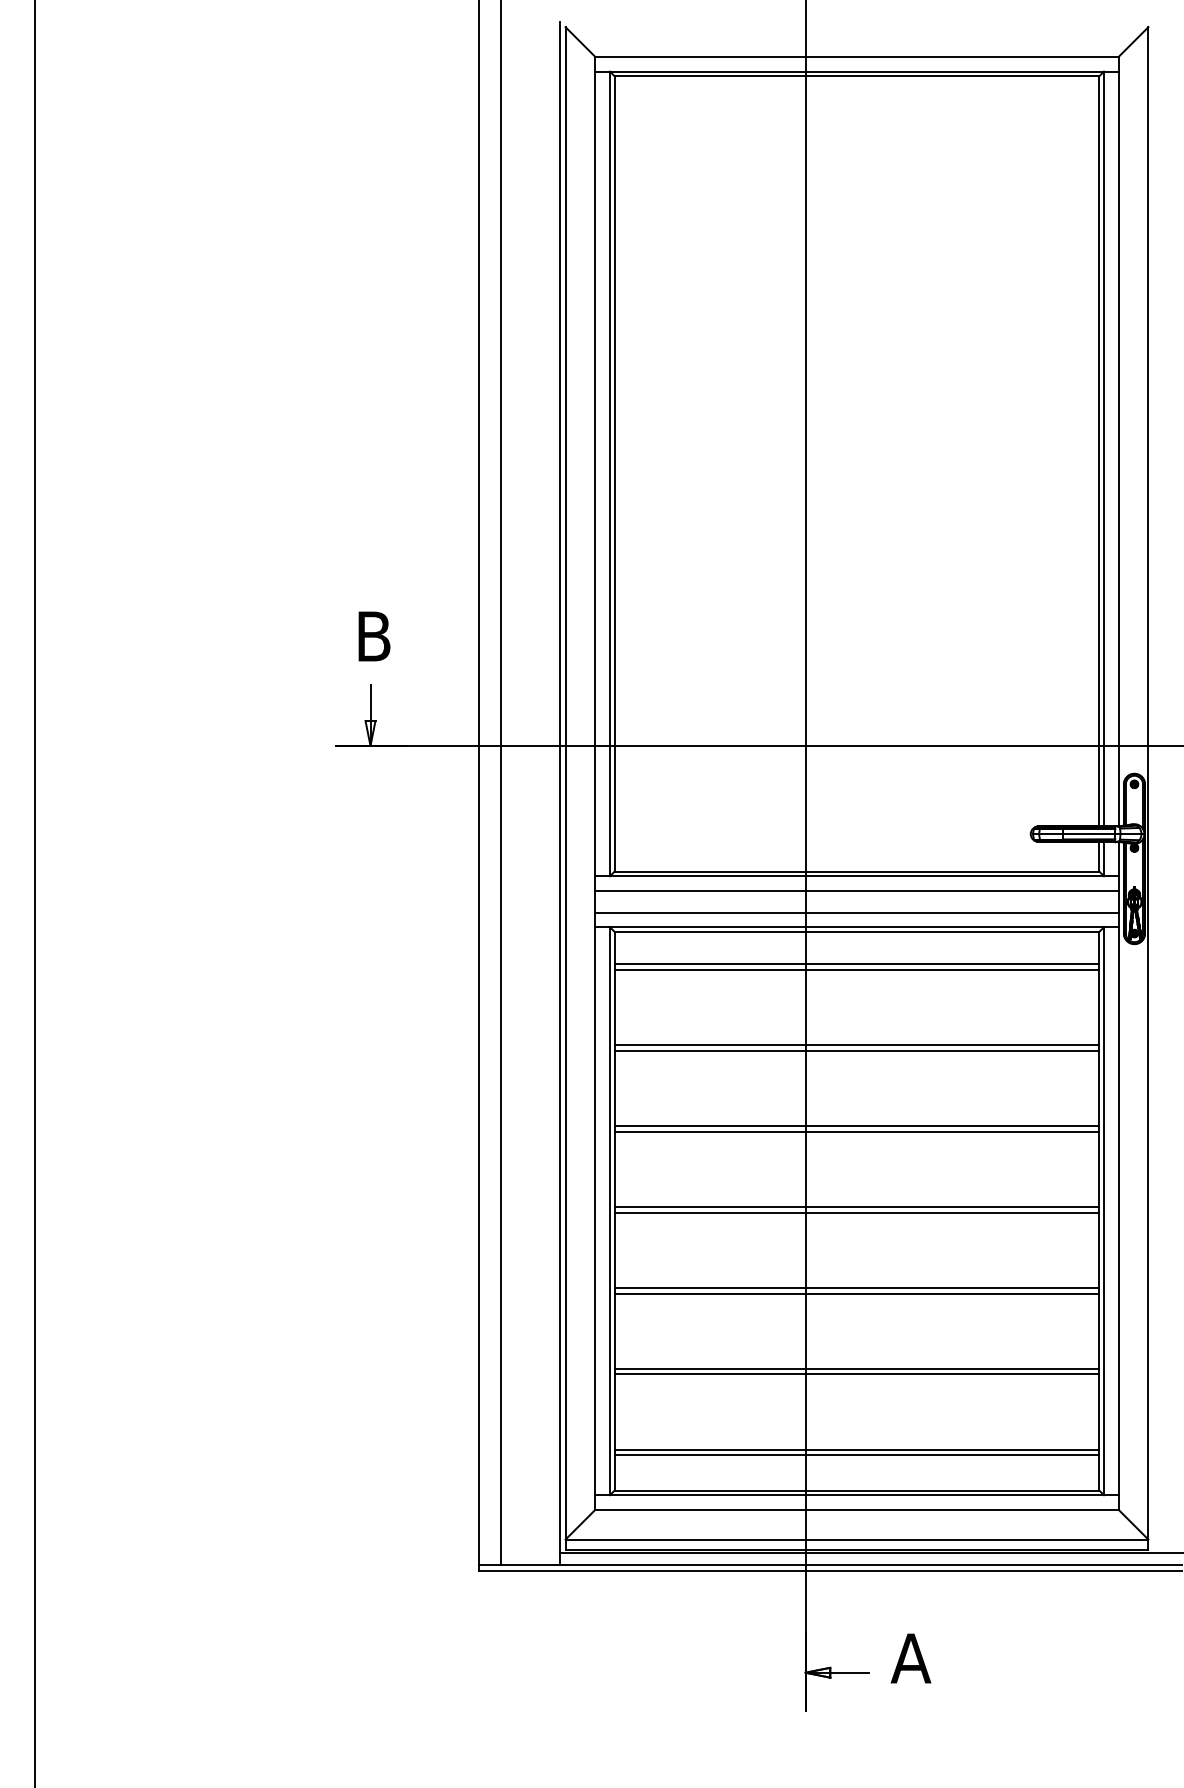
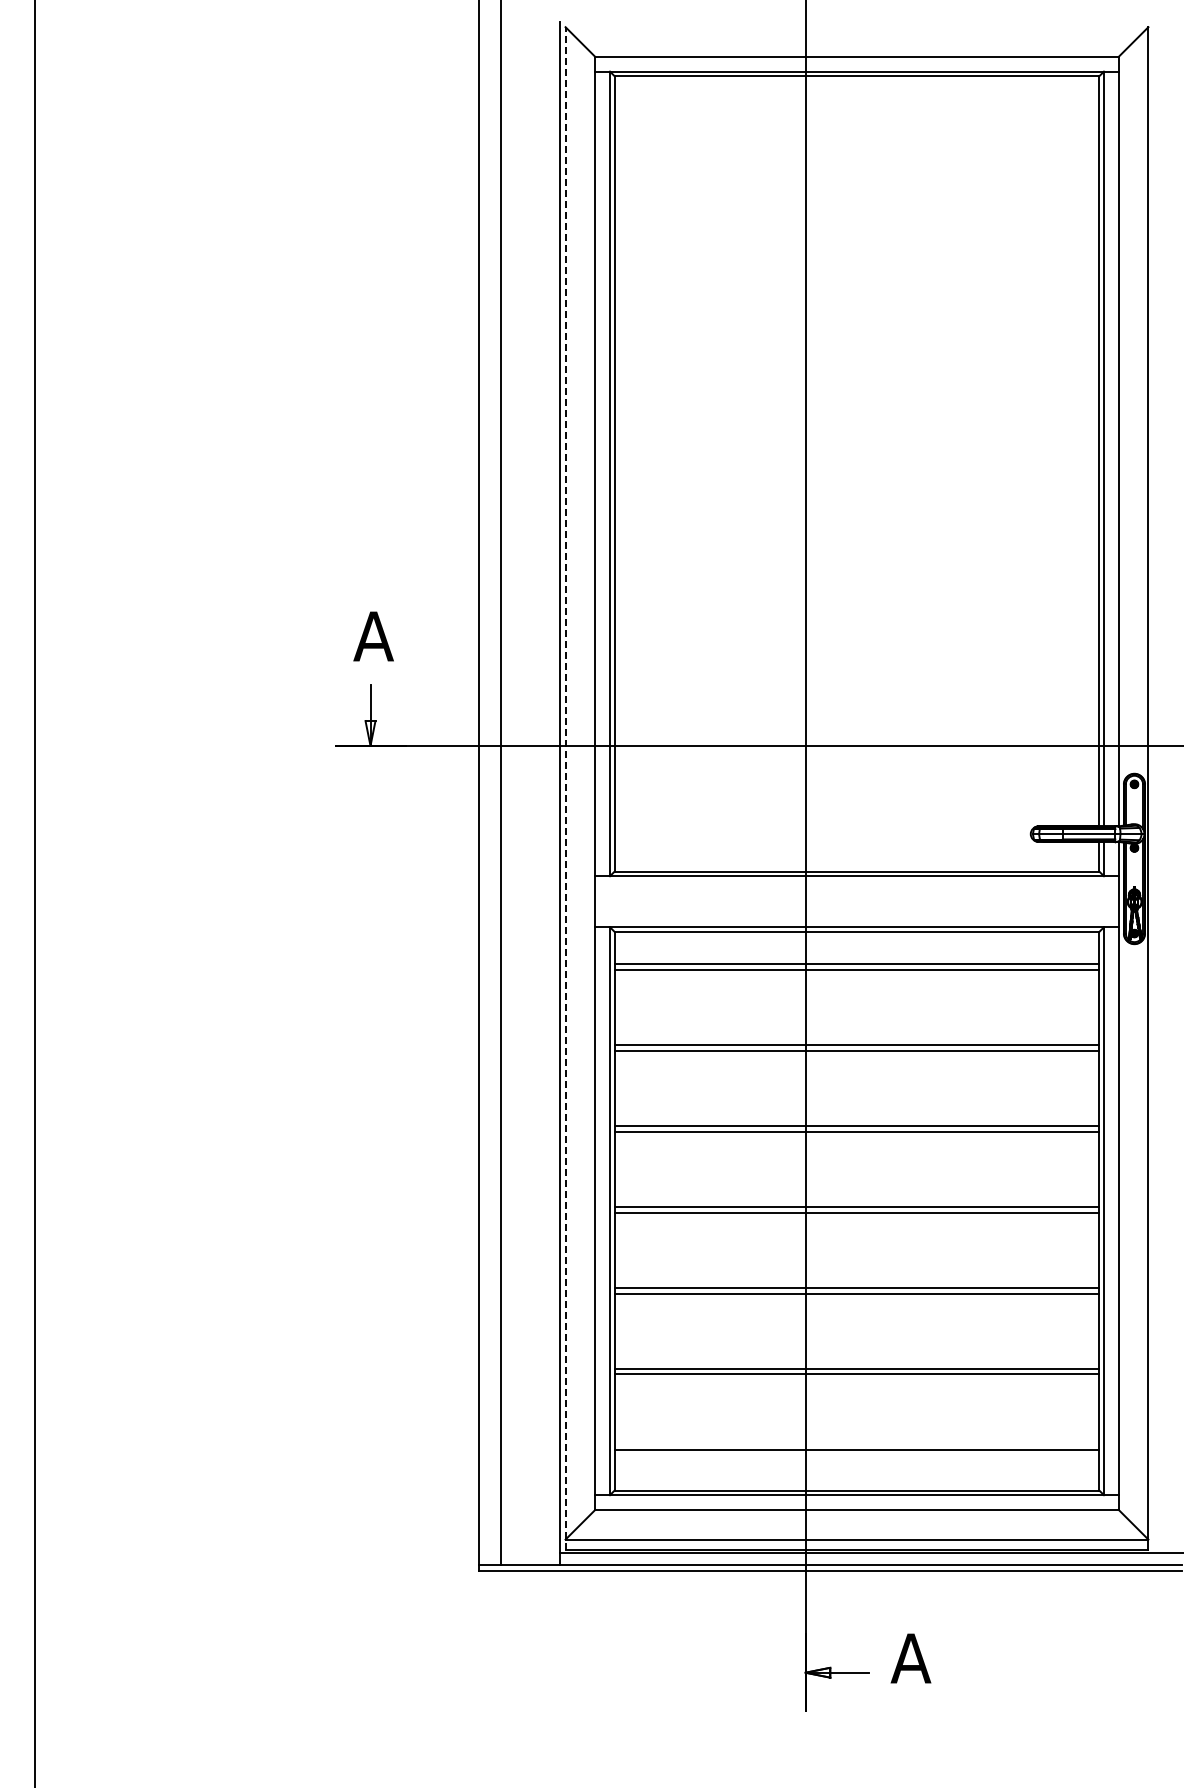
text: B -> A (373, 636)
line: solid -> dashed (565, 788)
line: present -> none (856, 890)
line: present -> none (856, 912)
line: present -> none (856, 1455)
